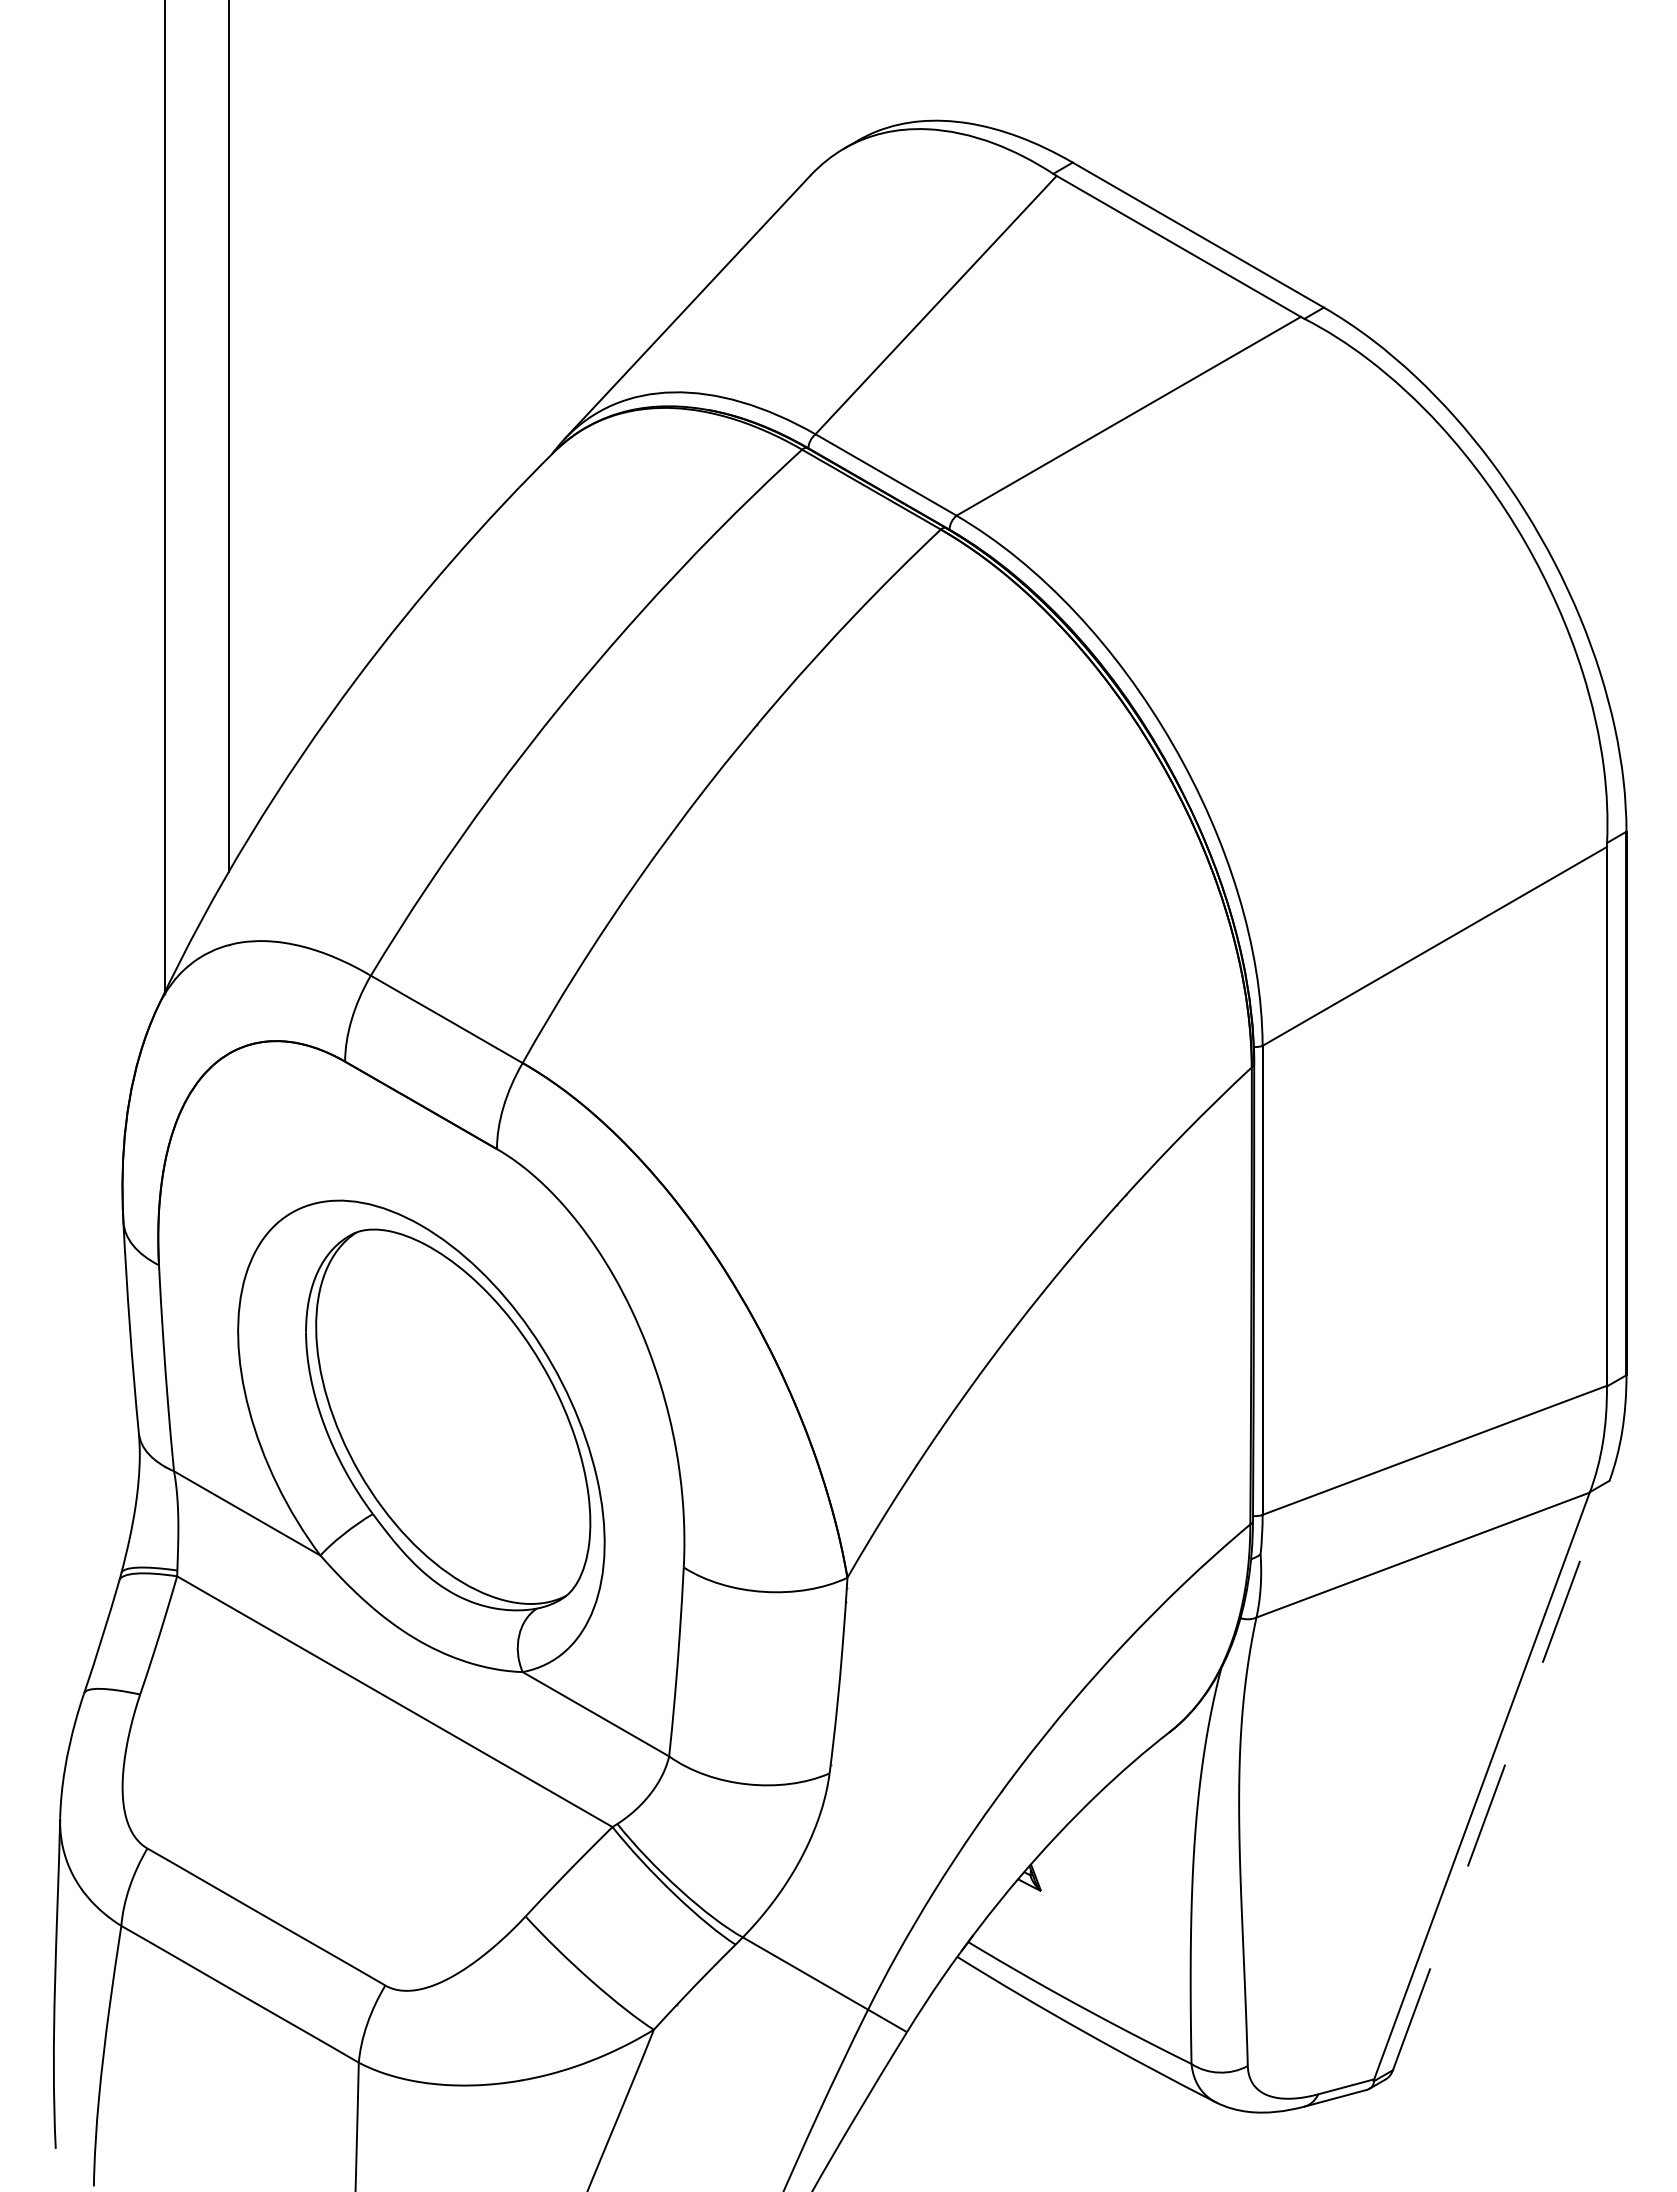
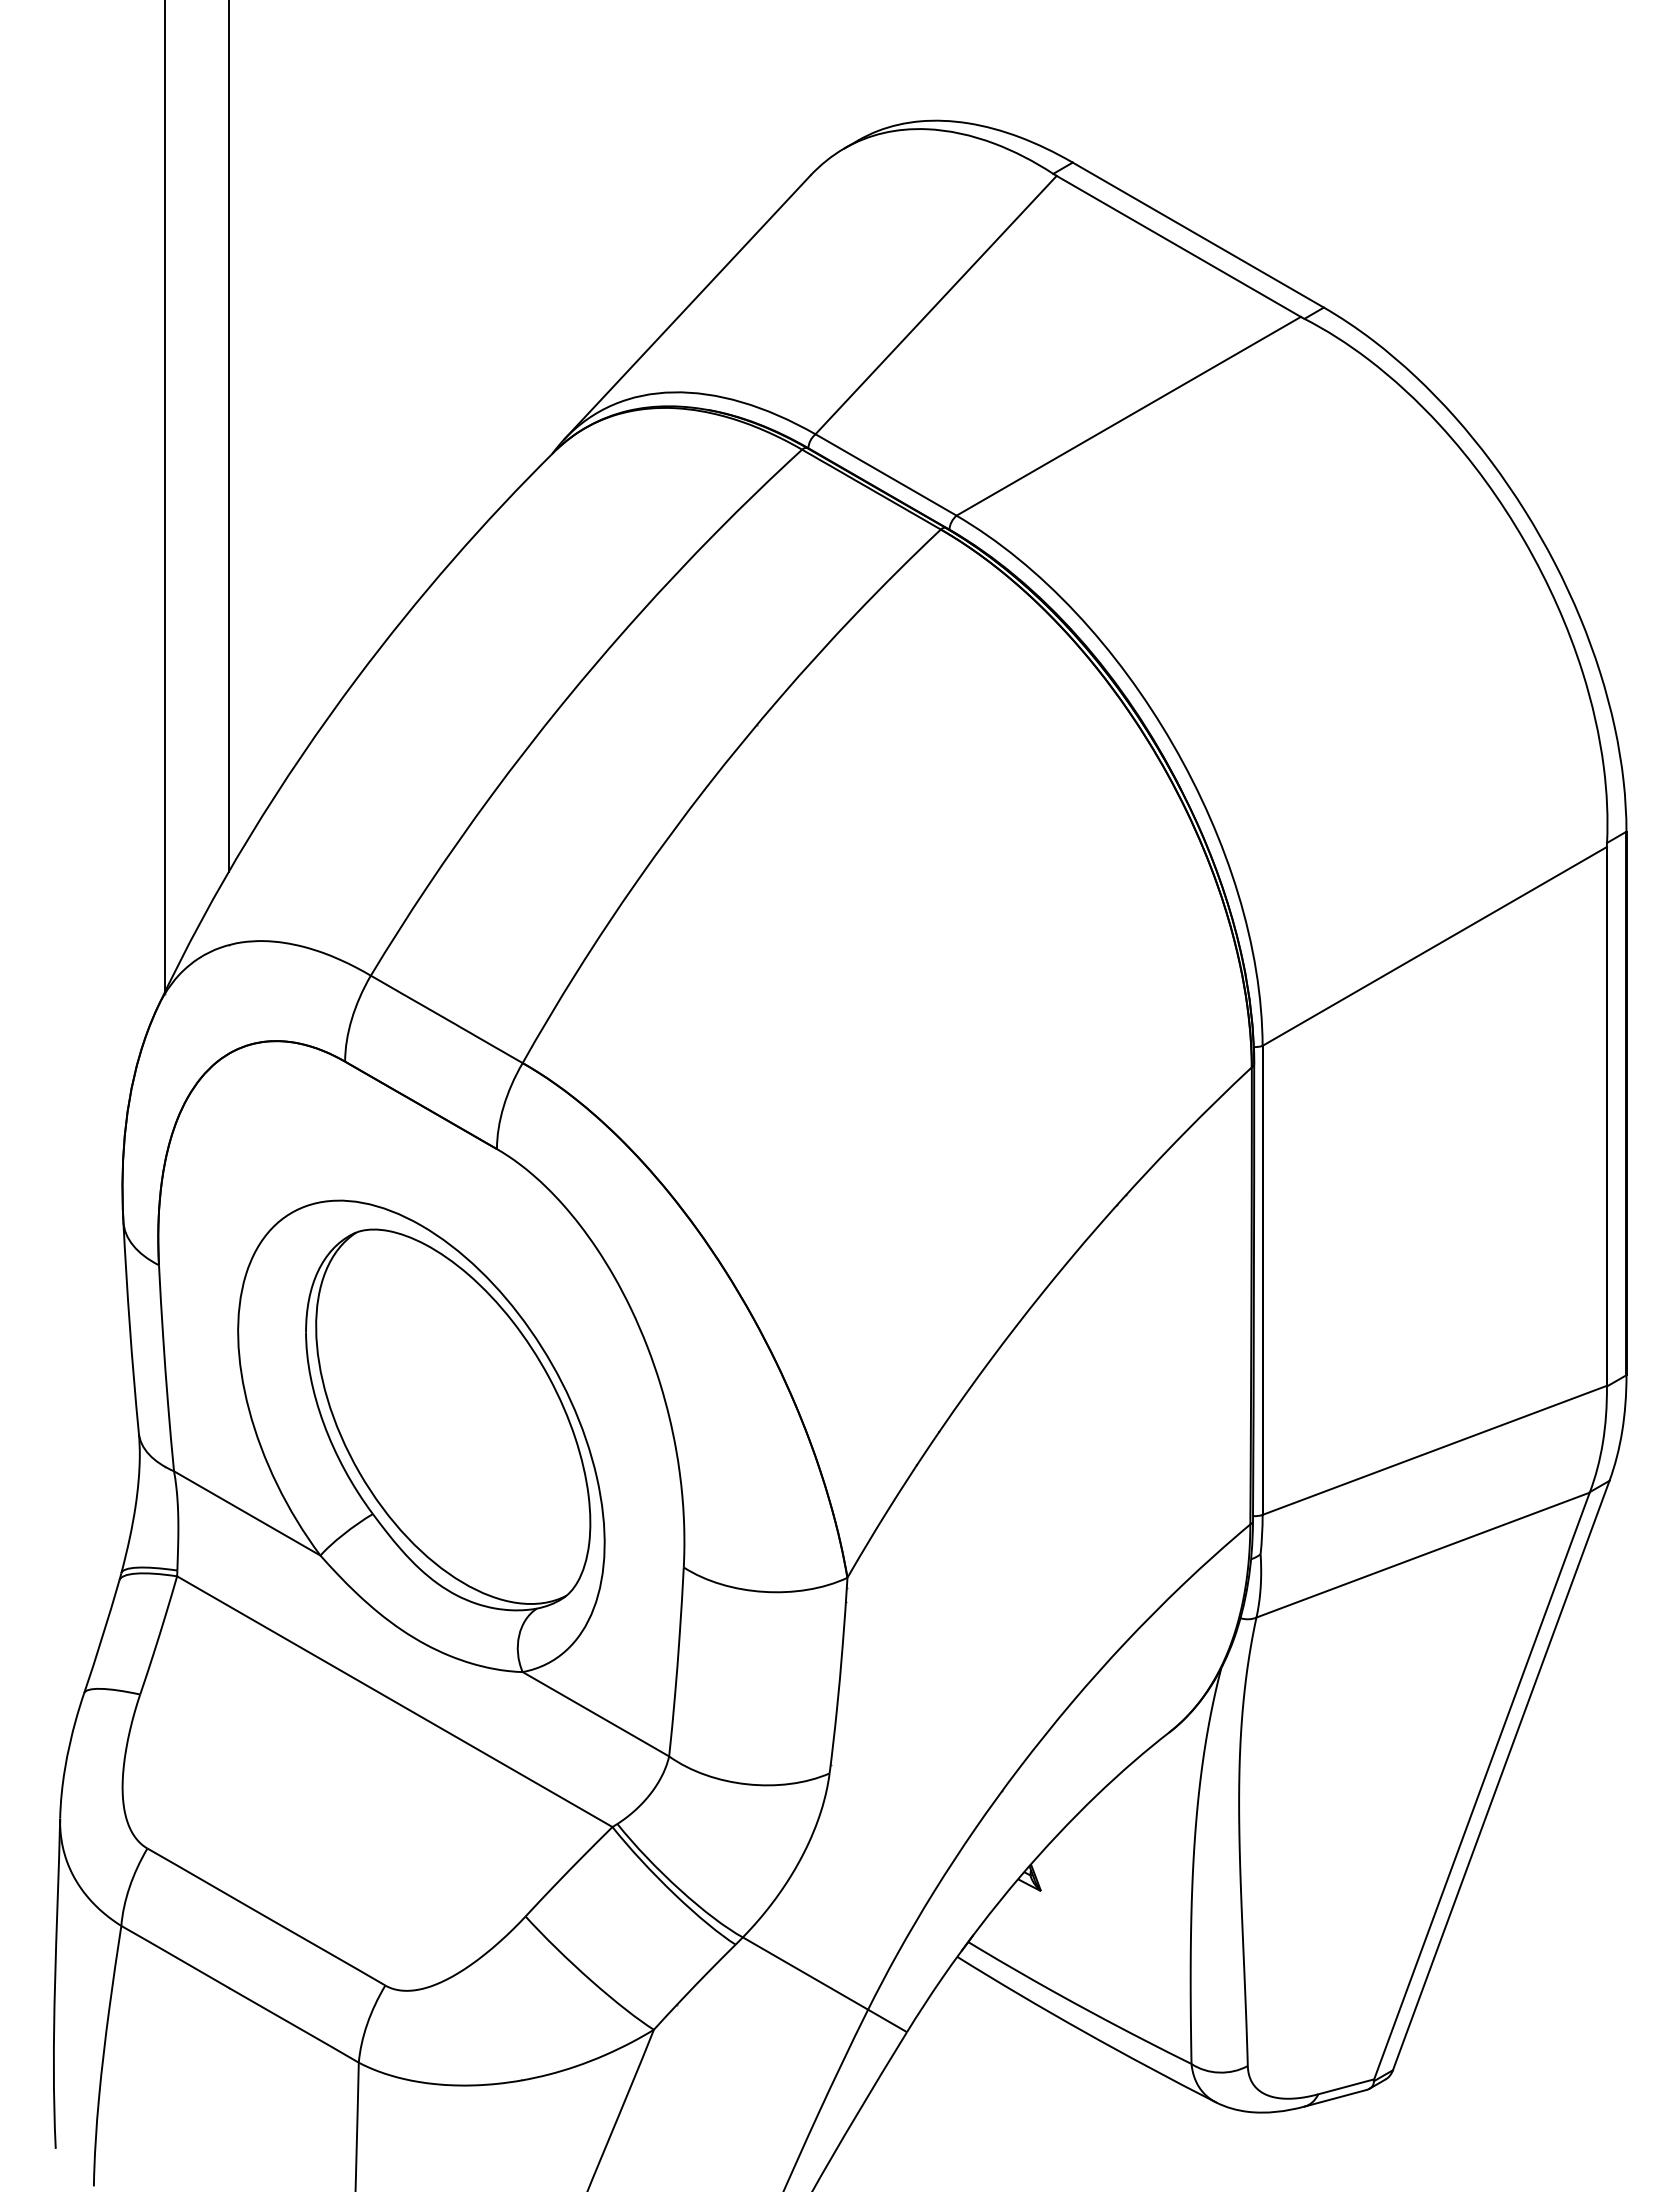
line: dashed -> solid (1501, 1775)
